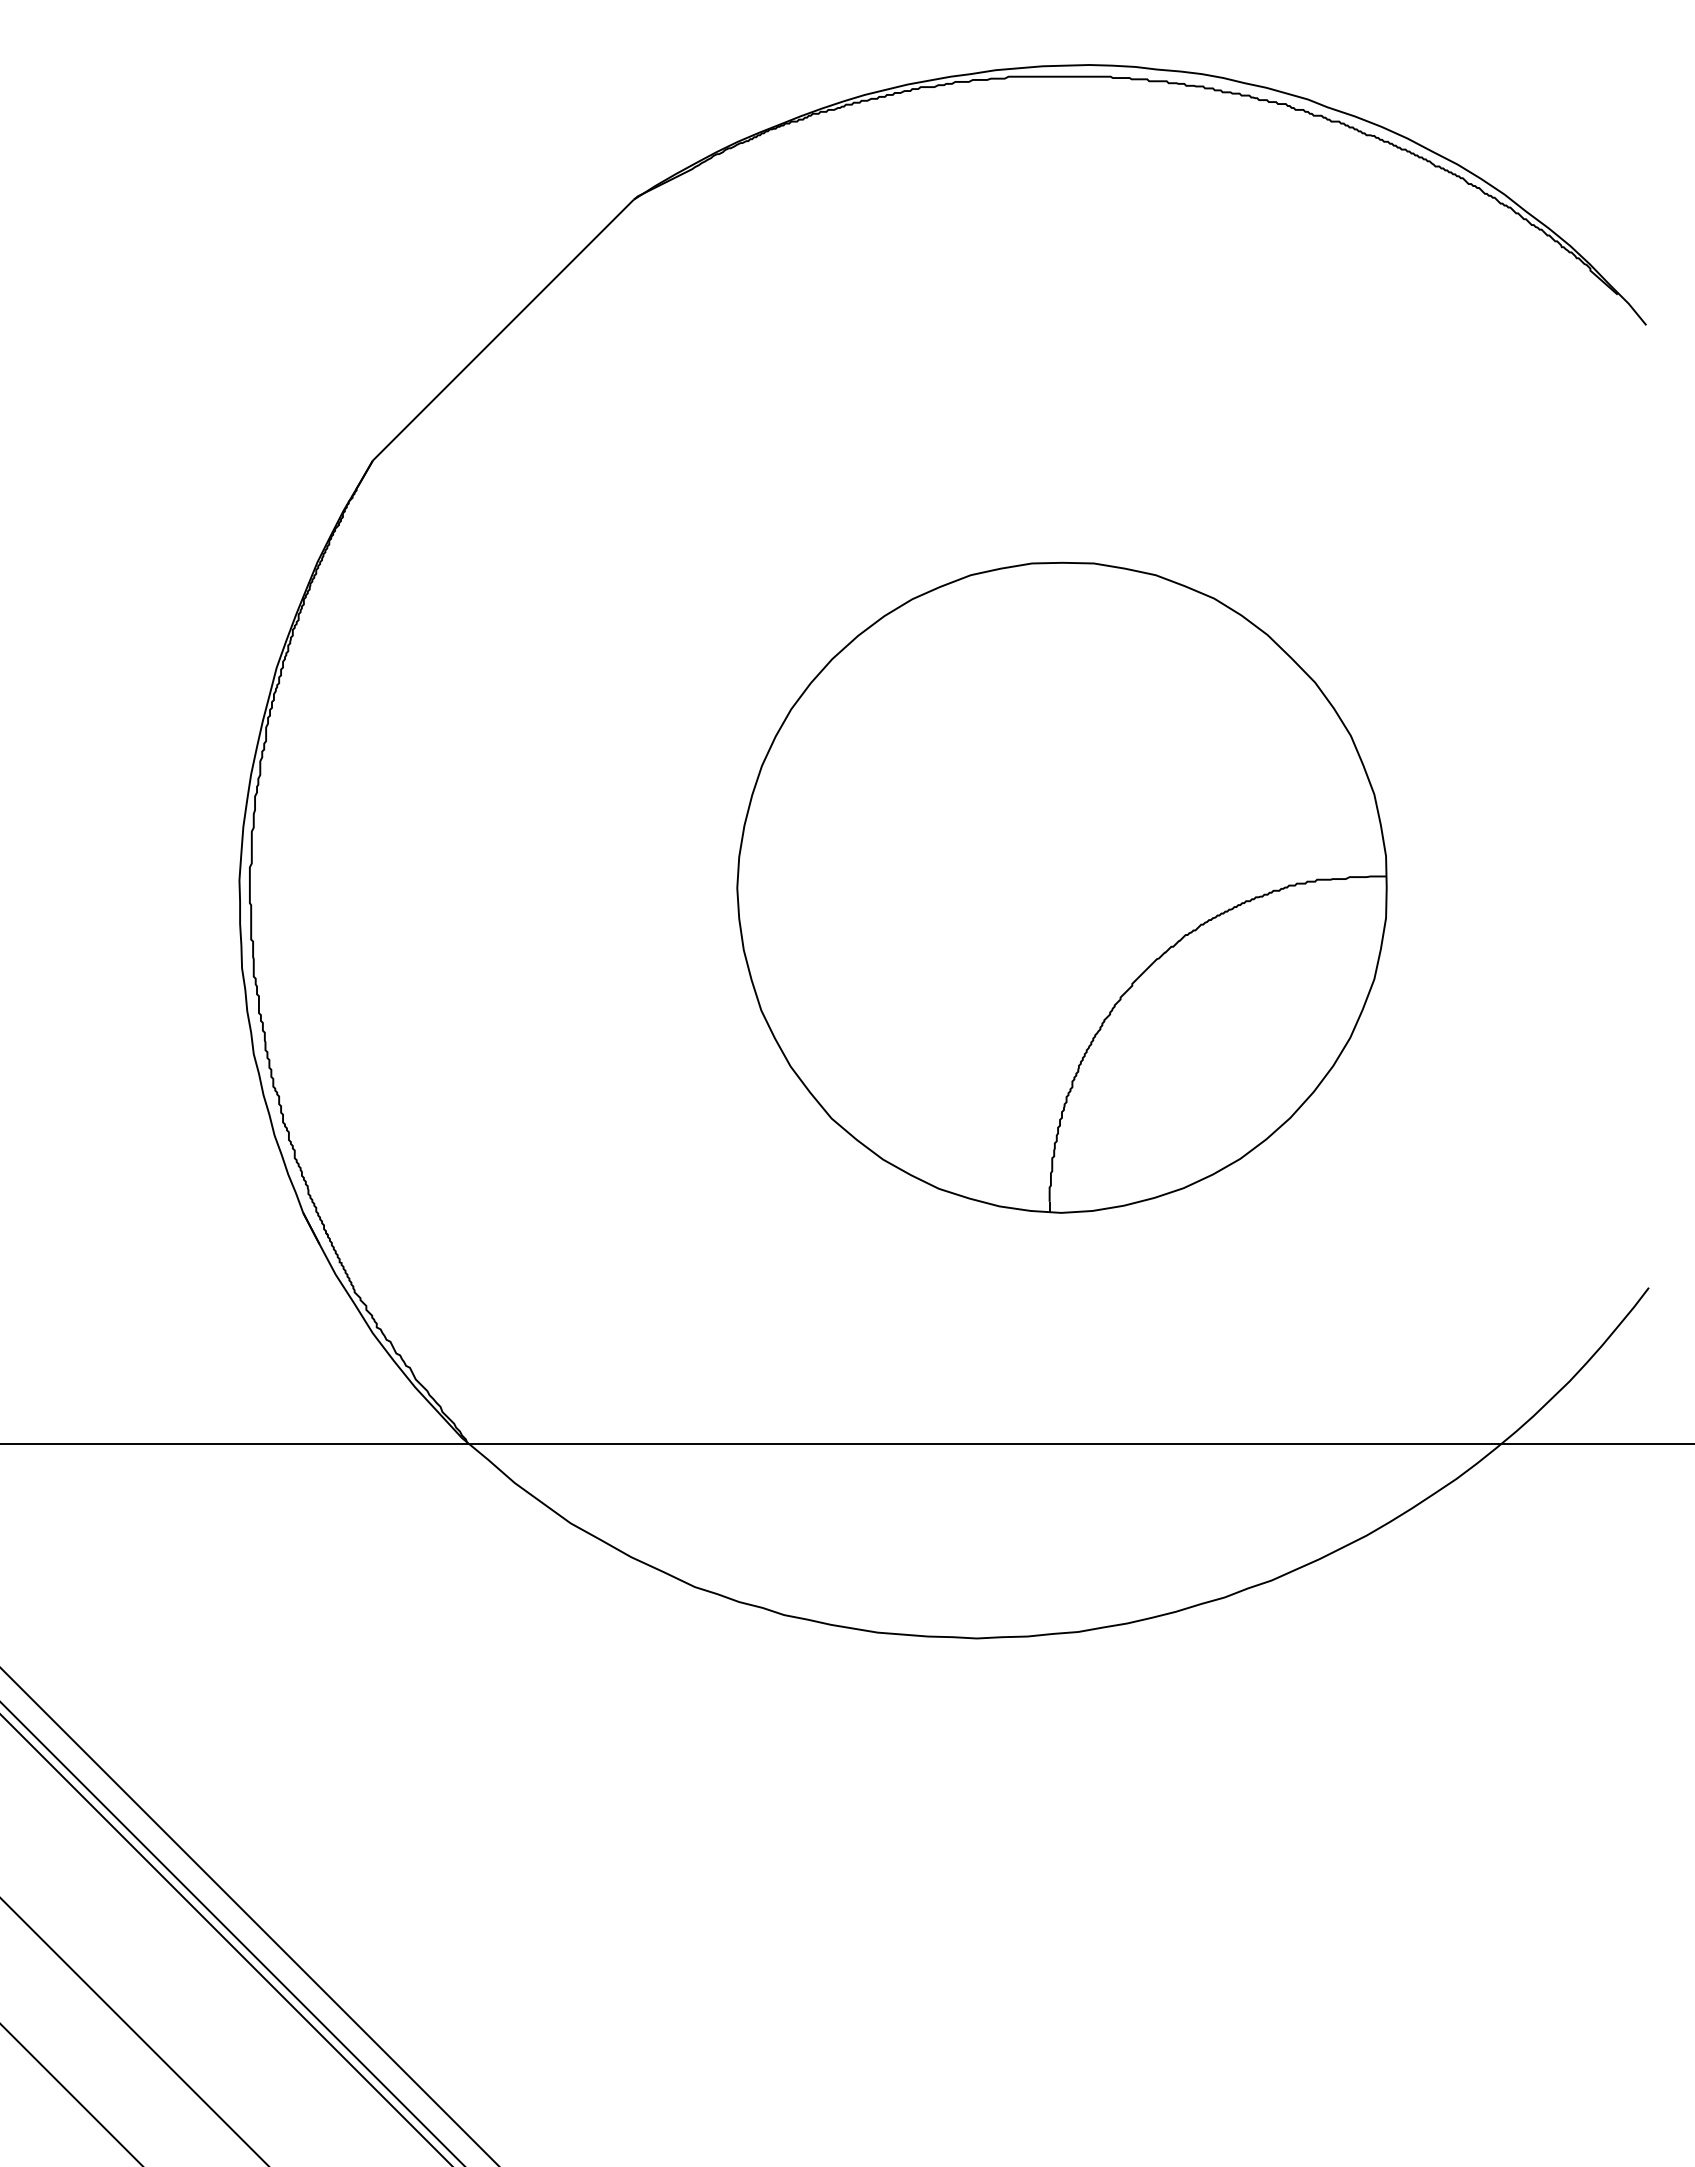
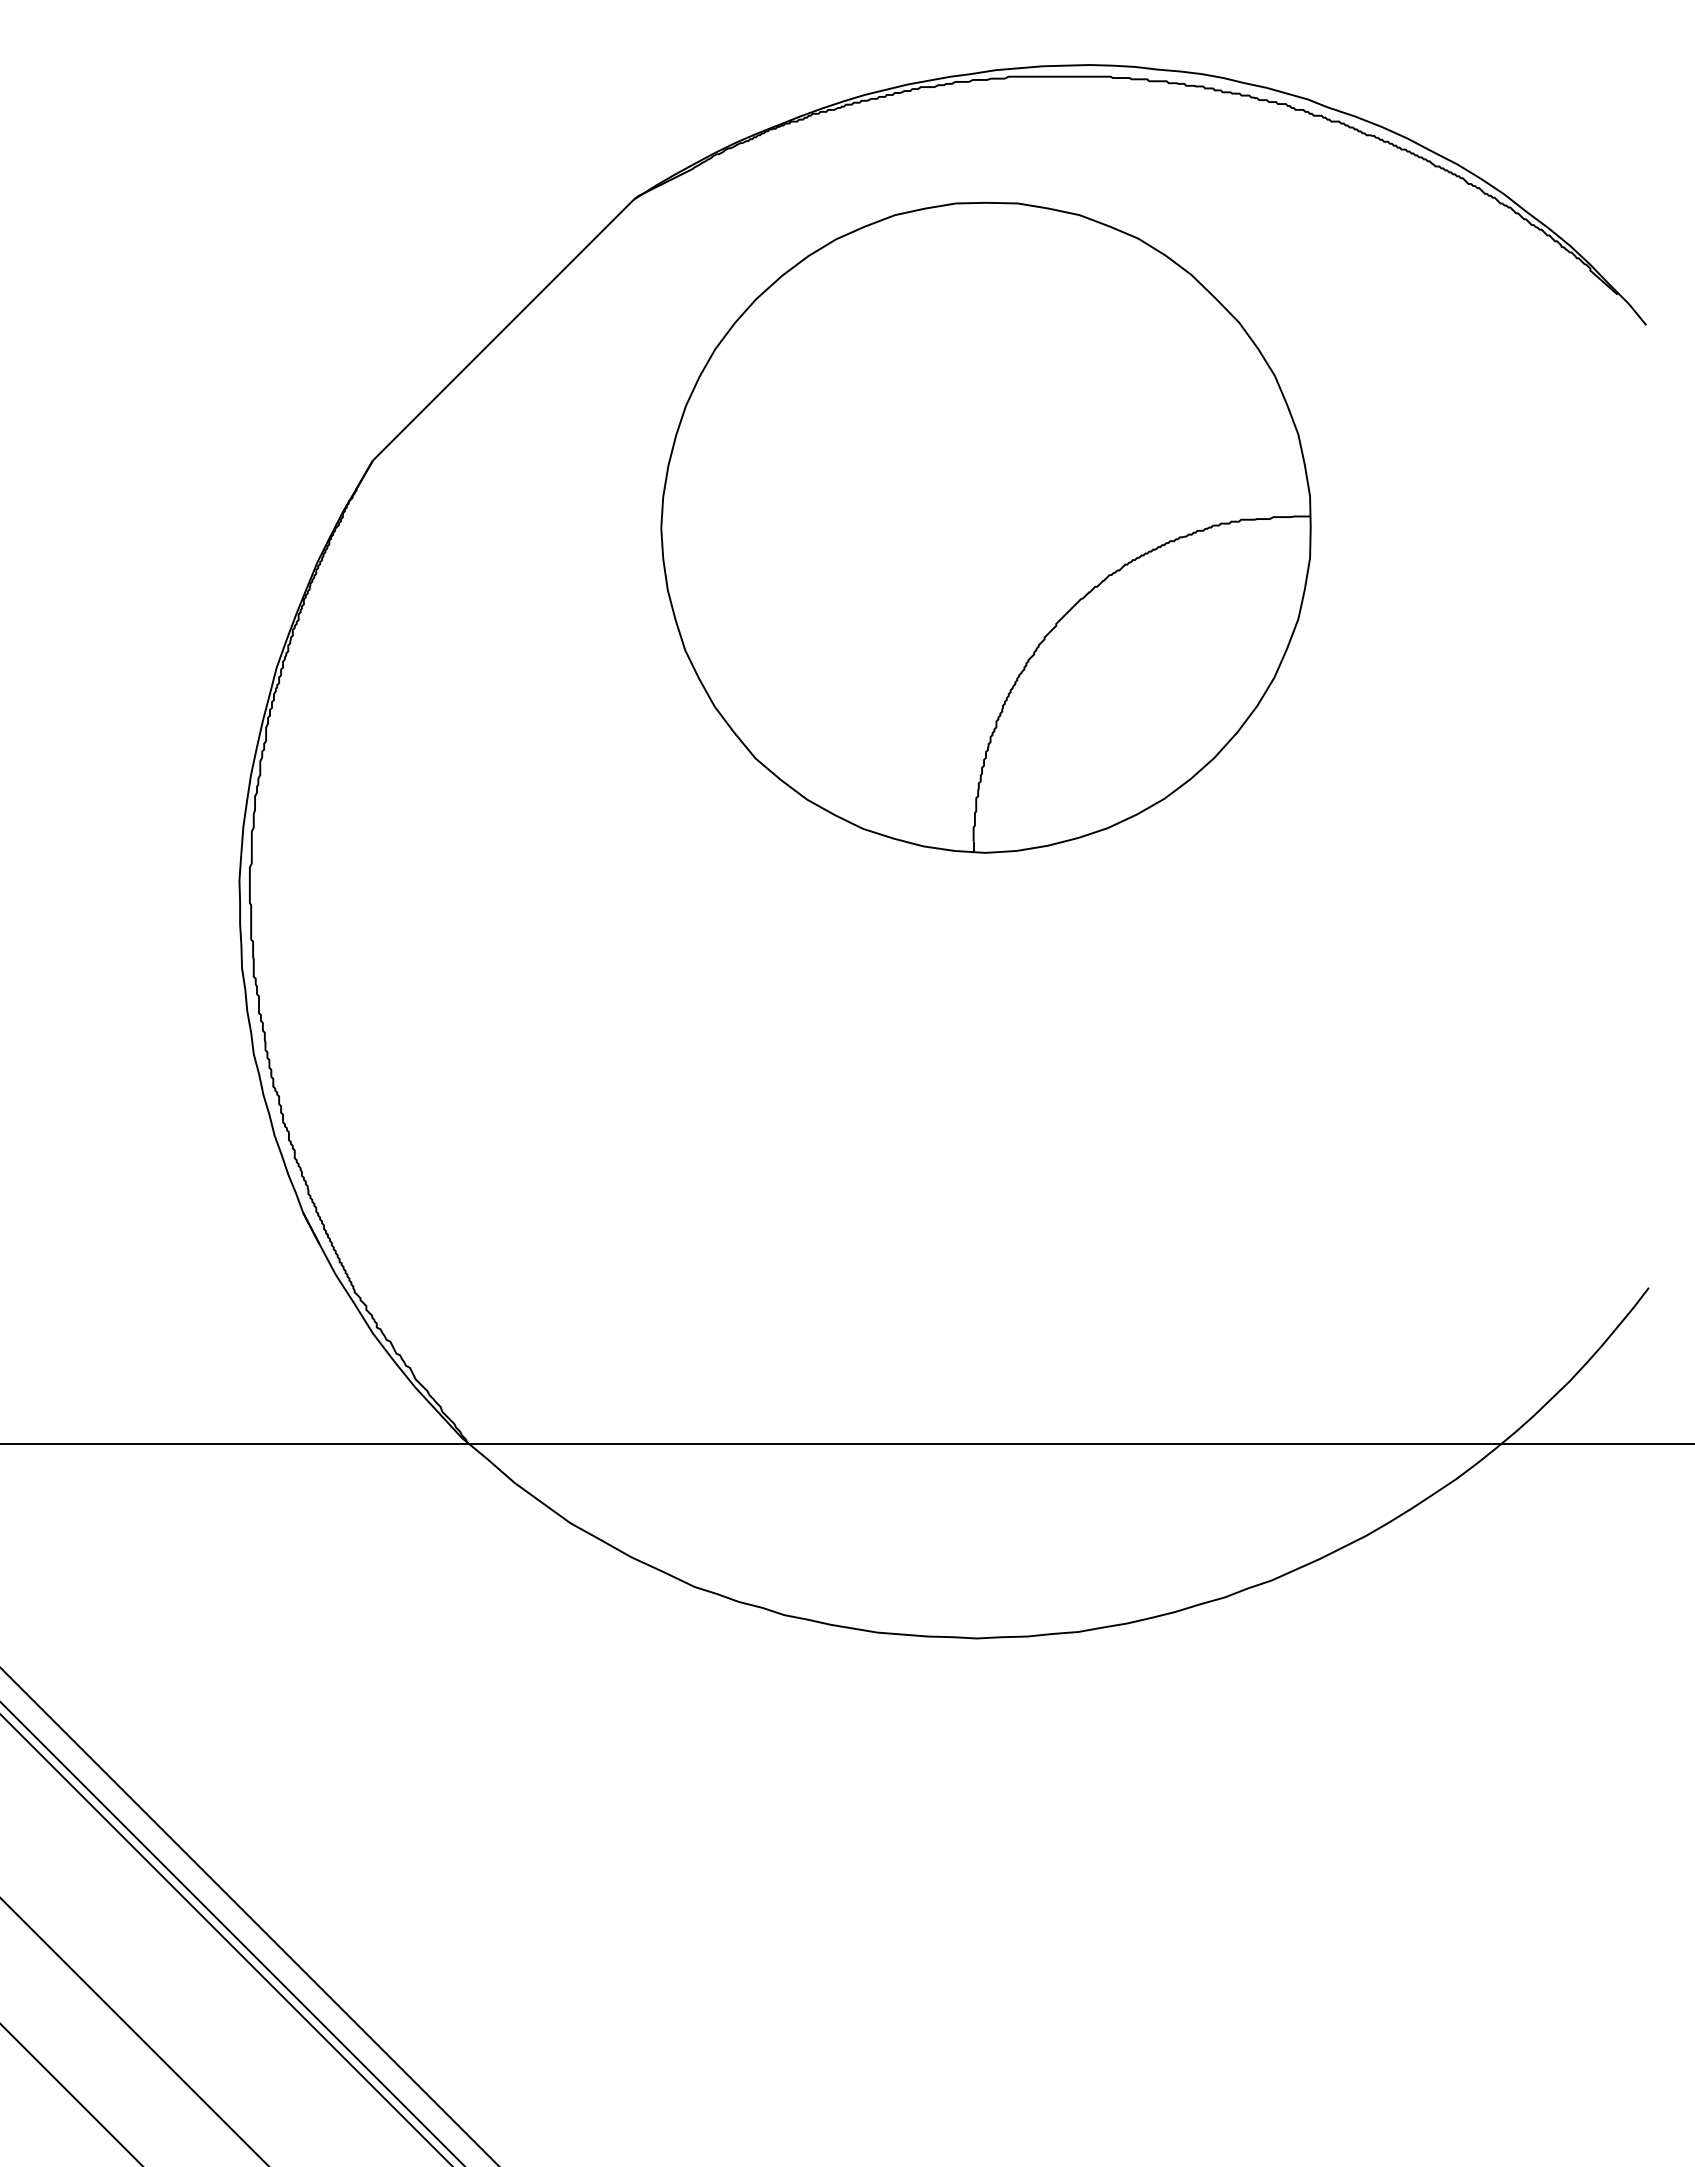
part position: (1061, 887) -> (985, 527) (985, 527)
